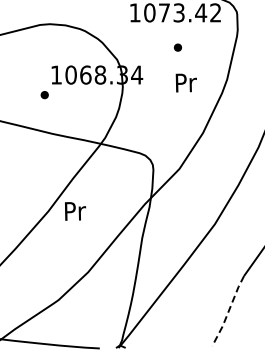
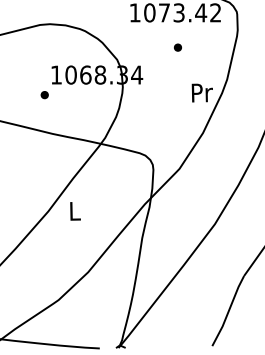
text position: (185, 82) -> (201, 92) (201, 92)
text: Pr -> L (75, 211)
line: dashed -> solid (228, 311)
